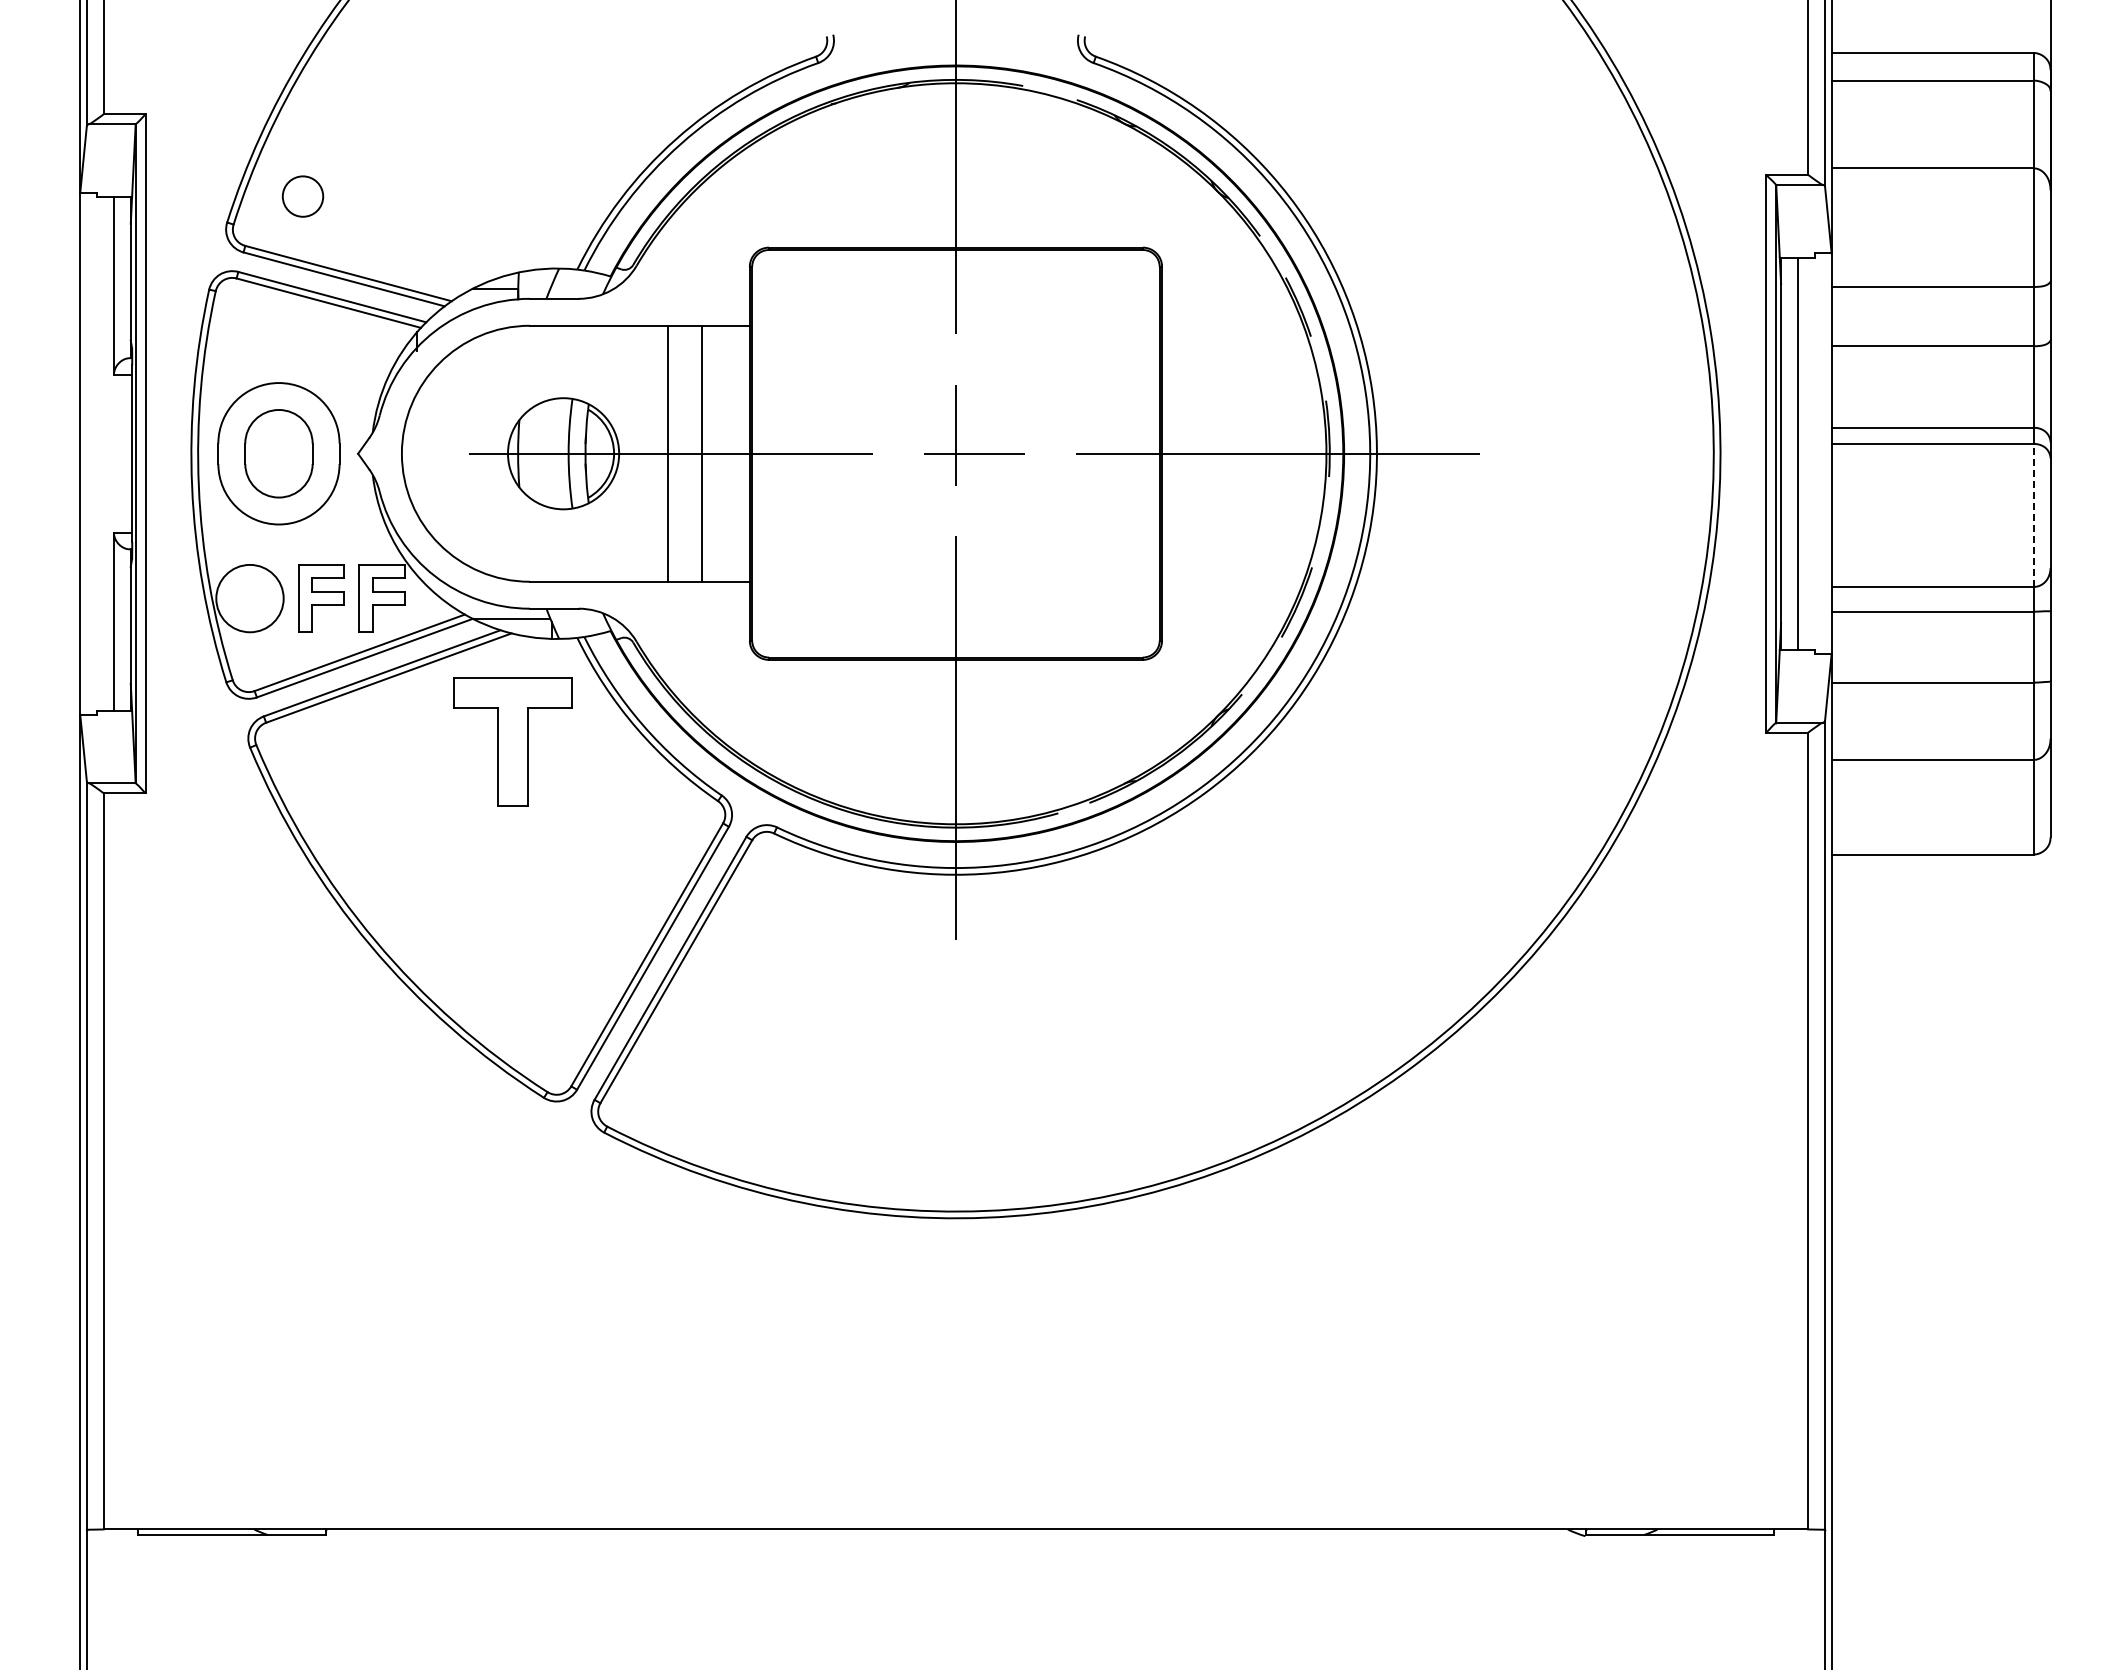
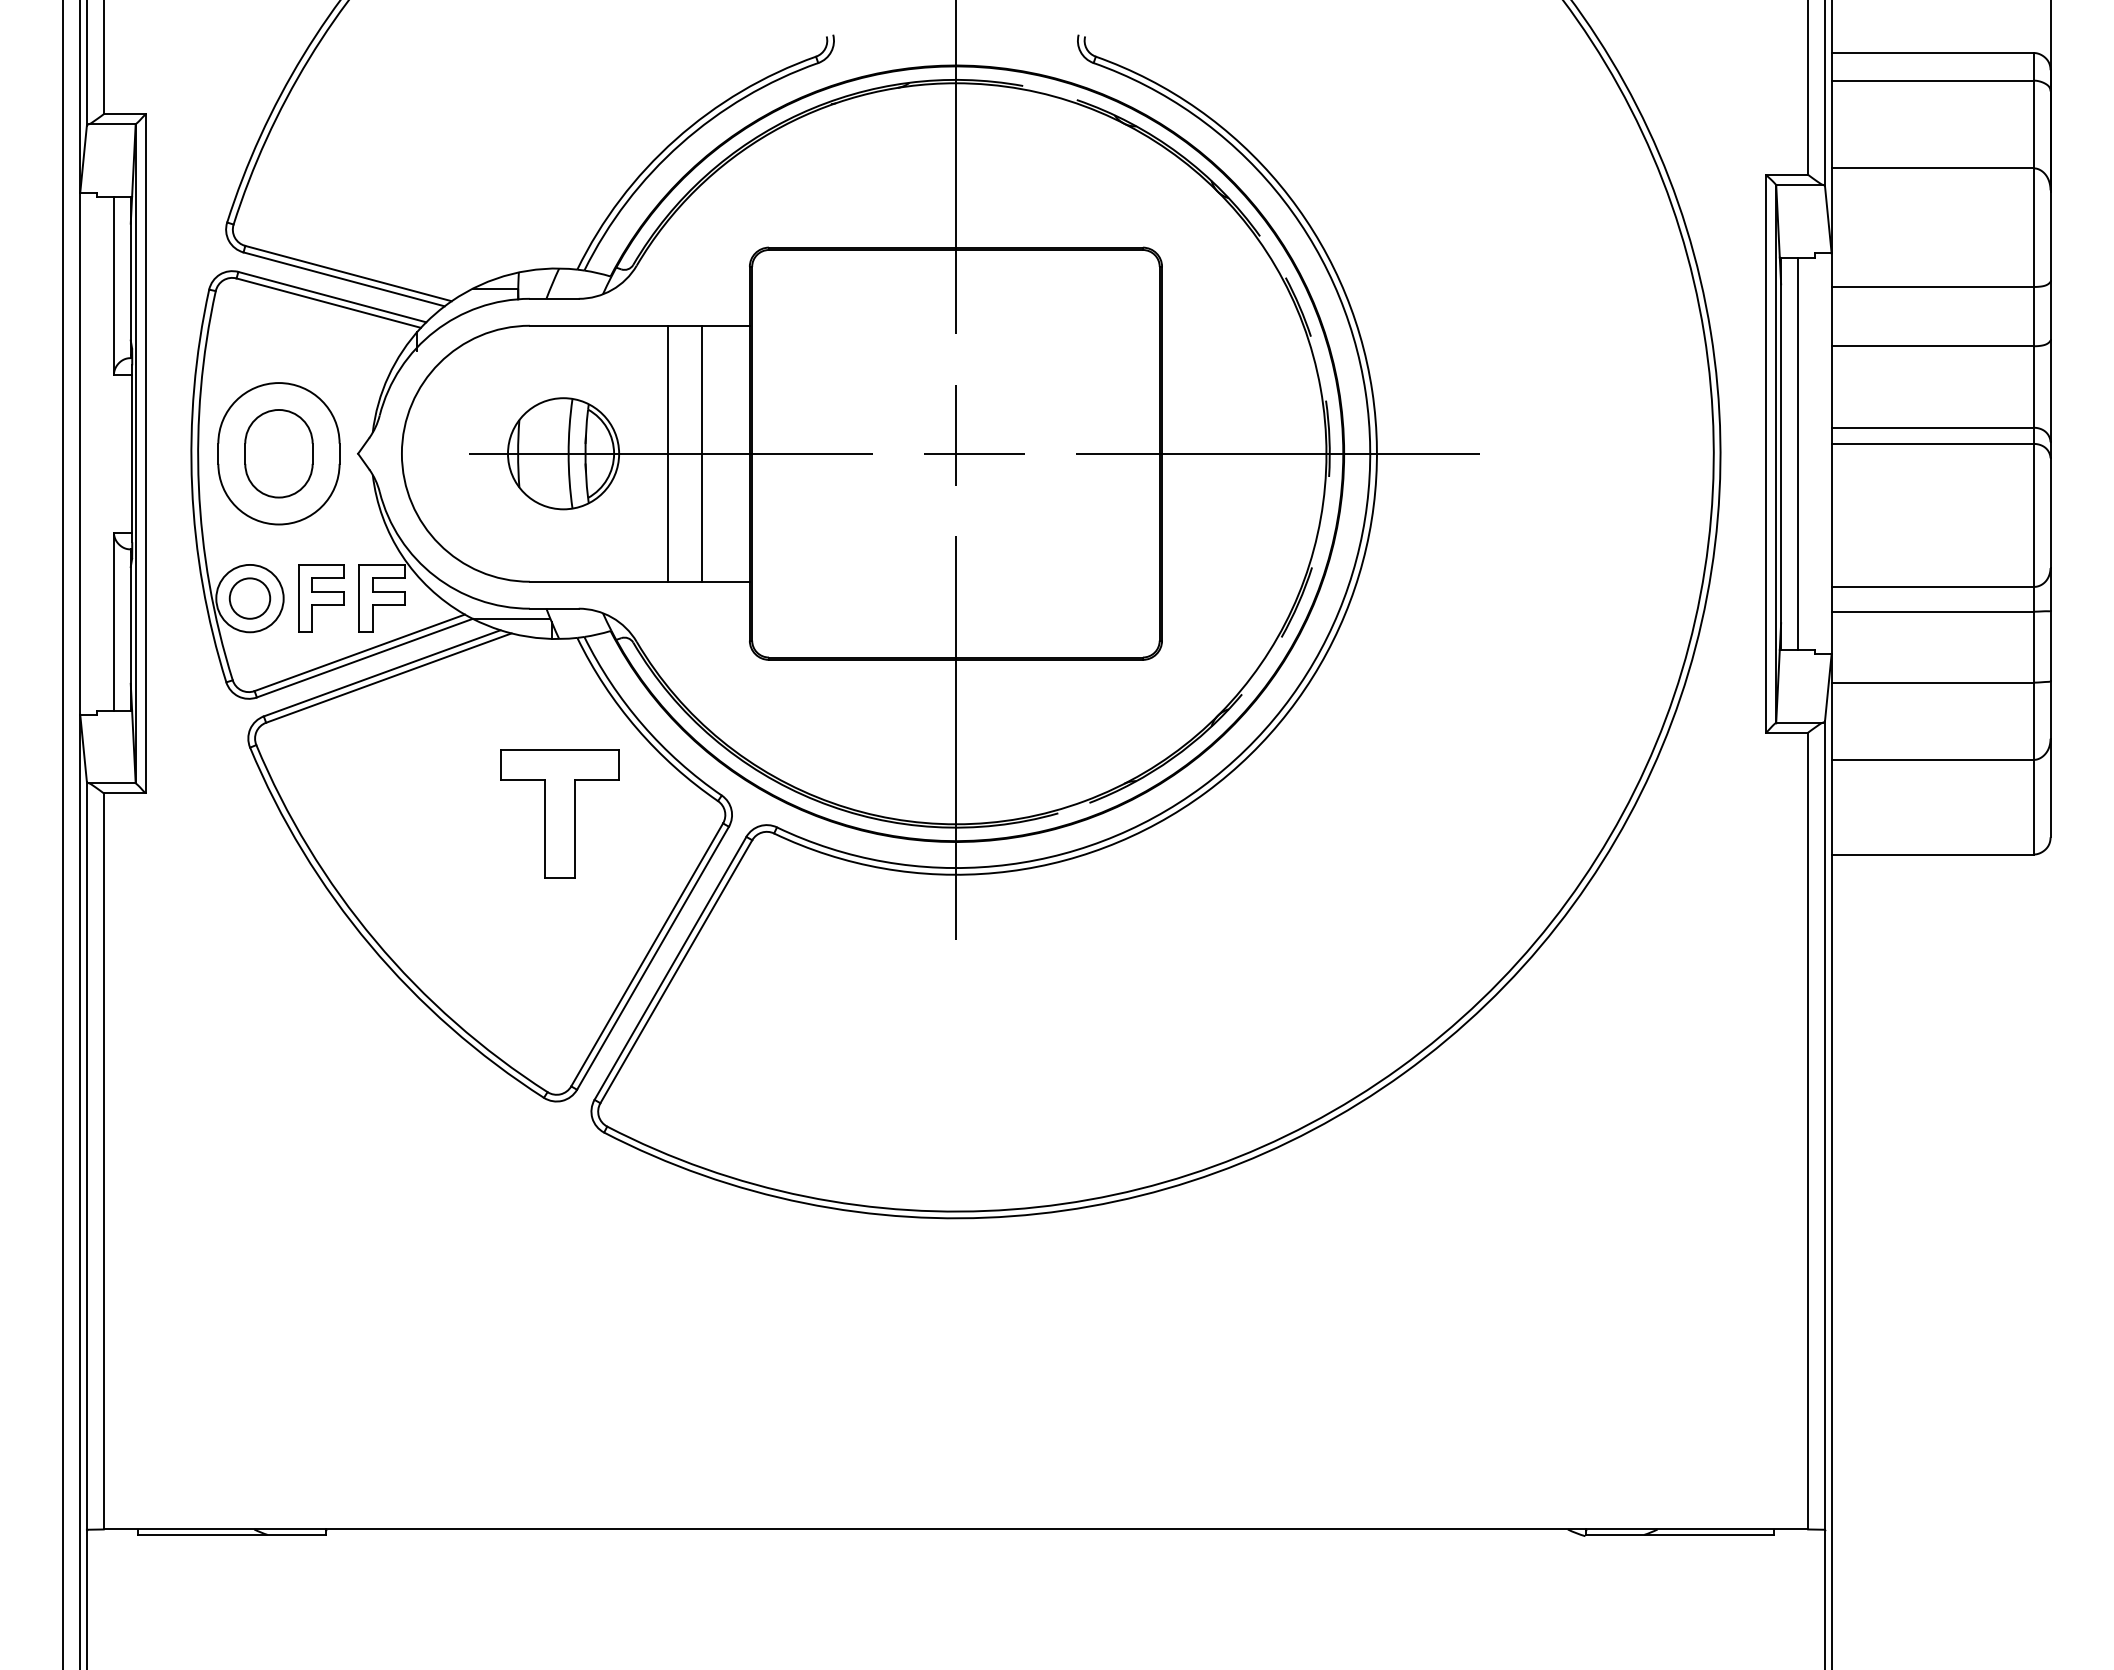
circle position: (302, 196) -> (249, 598) (249, 598)
line: dashed -> solid (2033, 515)
part position: (512, 741) -> (559, 813) (559, 813)
line: none -> present (63, 834)
